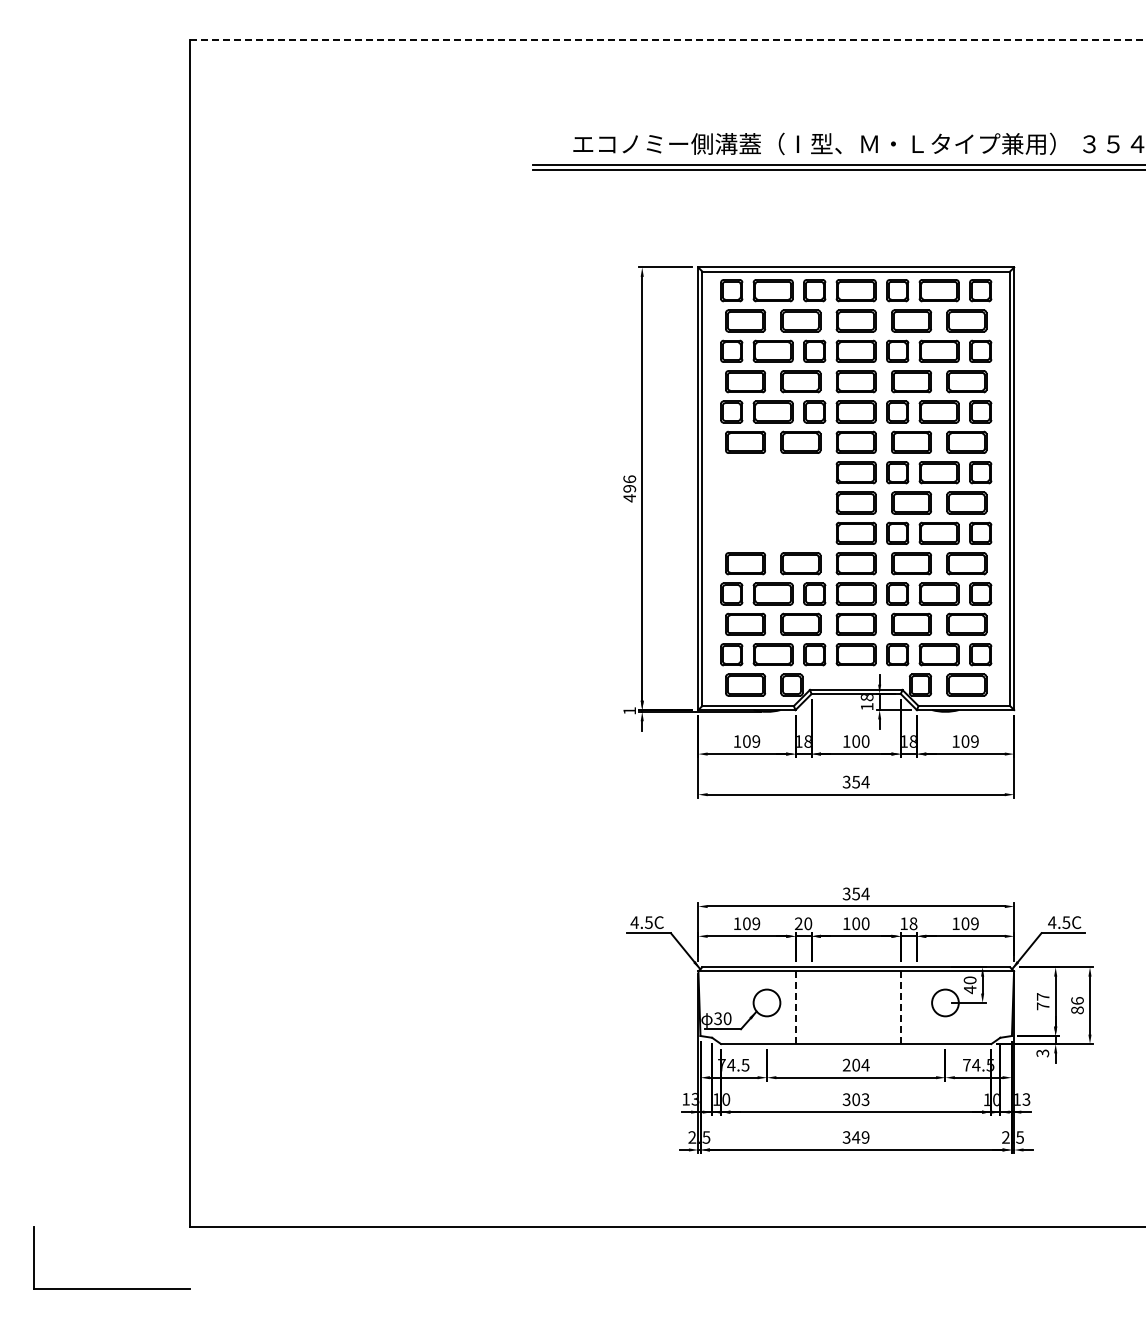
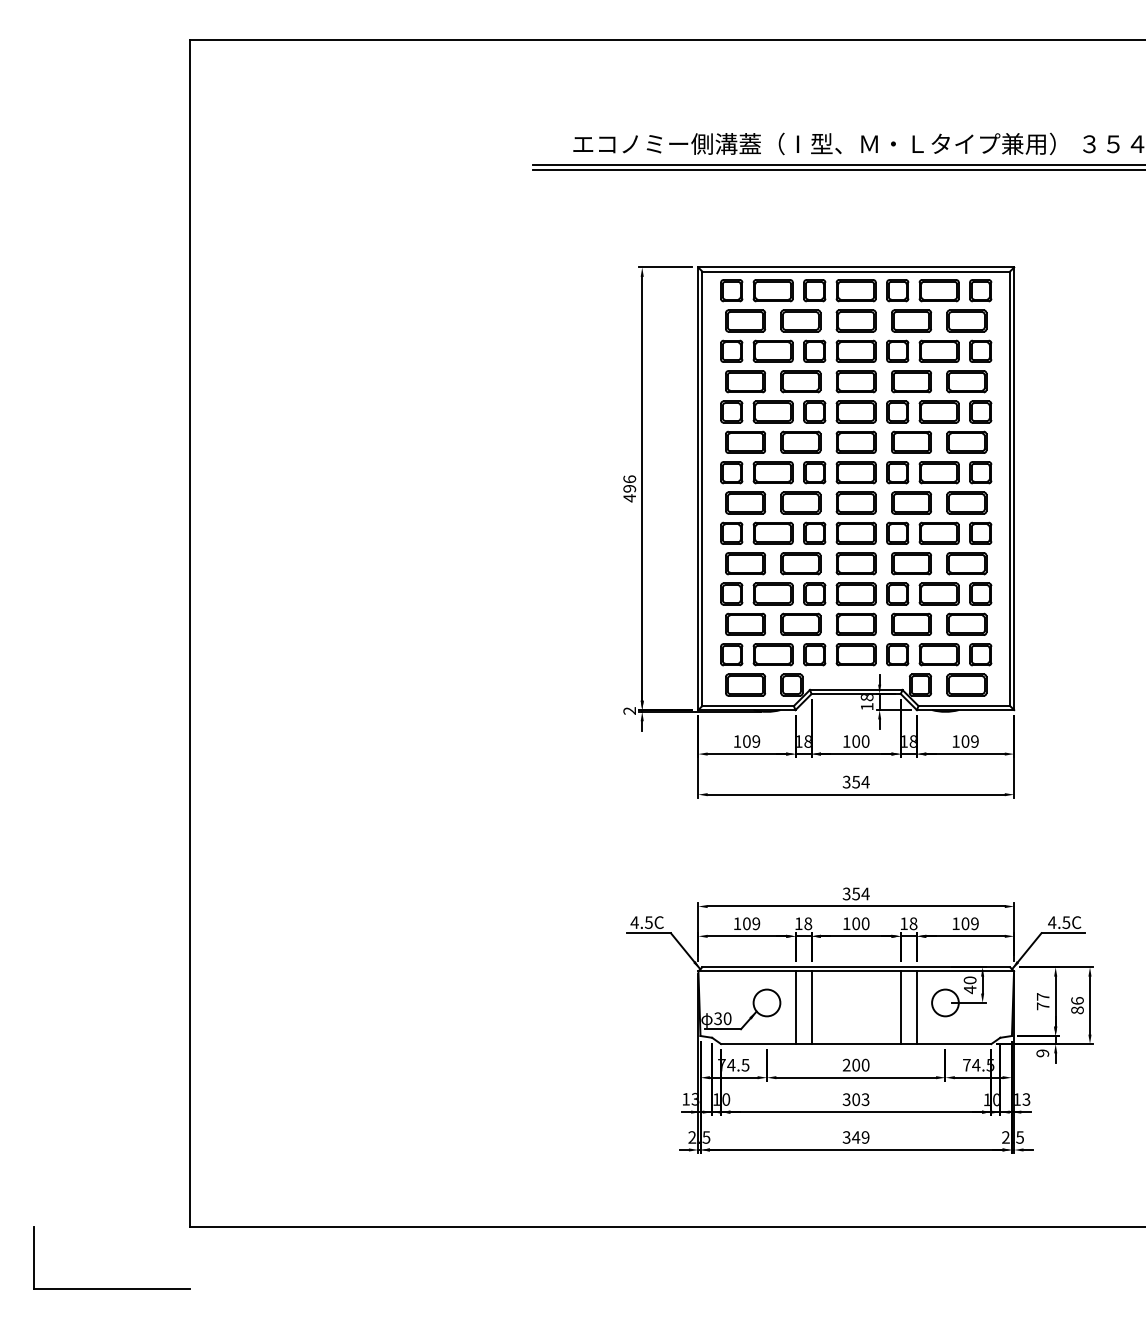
line: dashed -> solid (668, 39)
part: none -> present (780, 502)
text: 1 -> 2 (629, 710)
text: 20 -> 18 (803, 923)
line: none -> present (811, 1007)
line: none -> present (916, 1007)
line: dashed -> solid (795, 1008)
line: dashed -> solid (900, 1008)
text: 3 -> 9 (1042, 1053)
text: 204 -> 200 (865, 1064)
